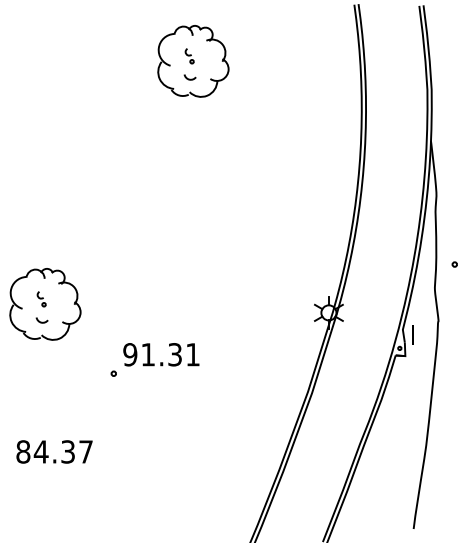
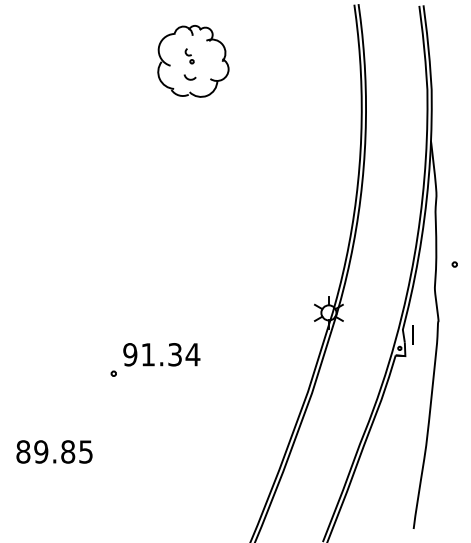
part: present -> none (45, 304)
text: 91.31 -> 91.34 (192, 354)
text: 84.37 -> 89.85 (62, 451)
